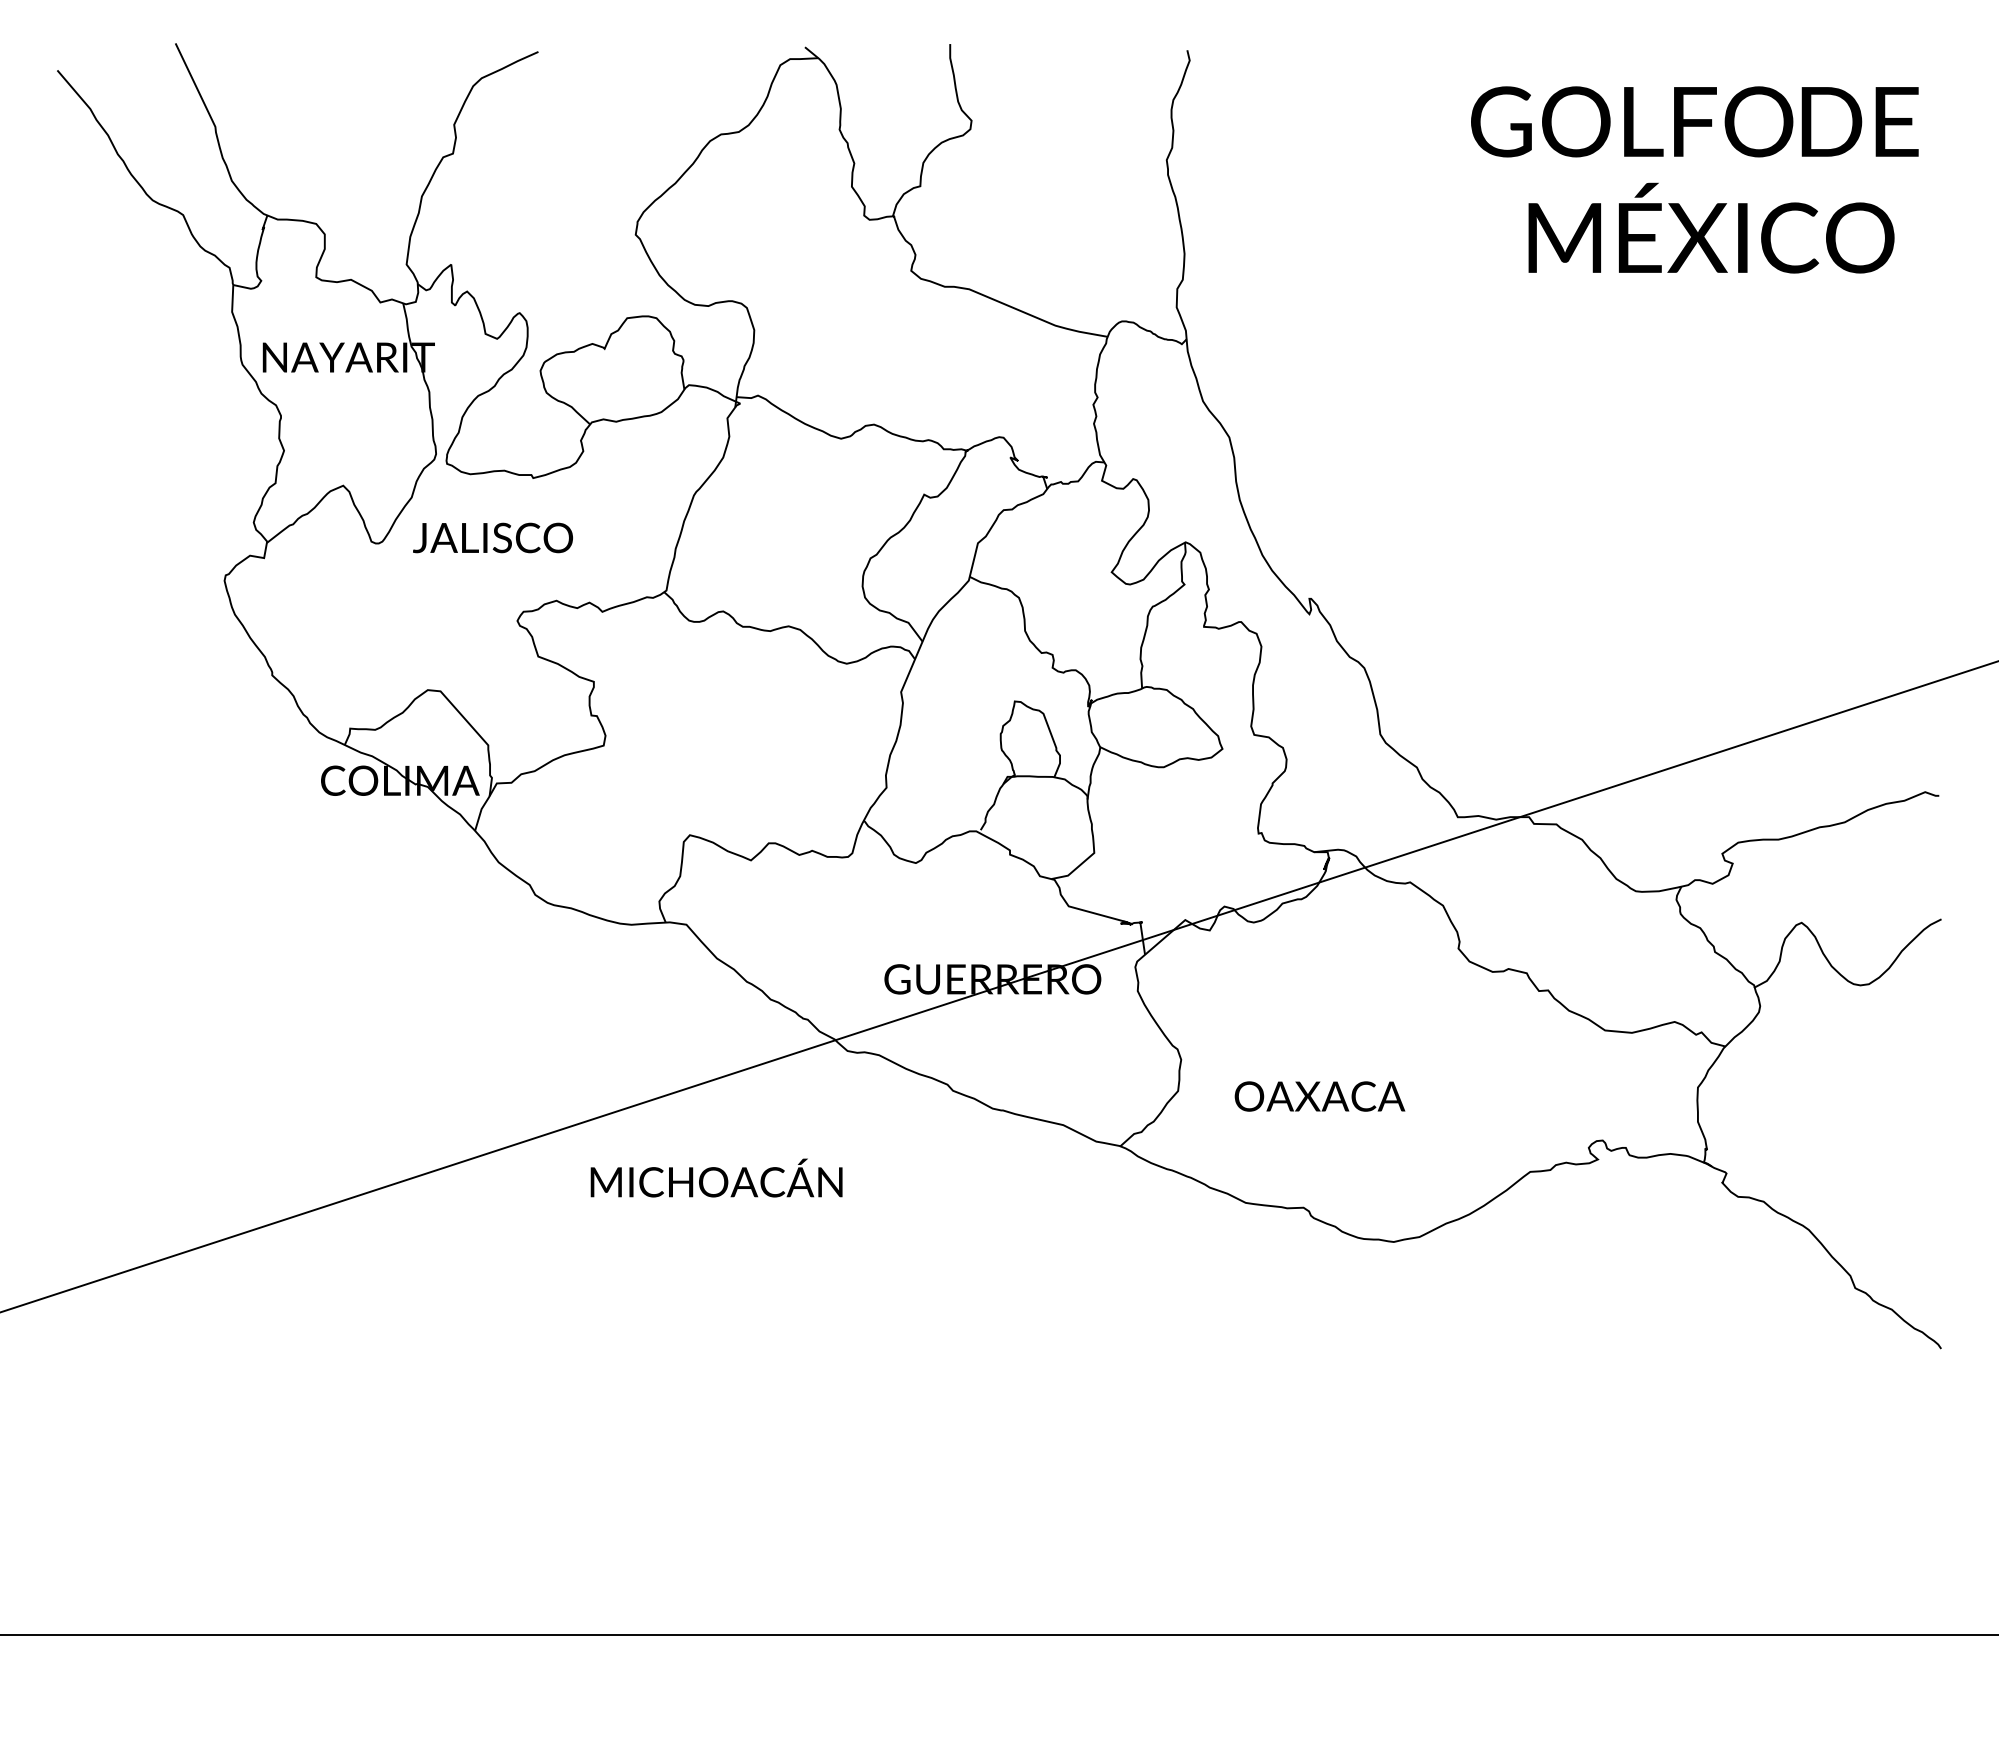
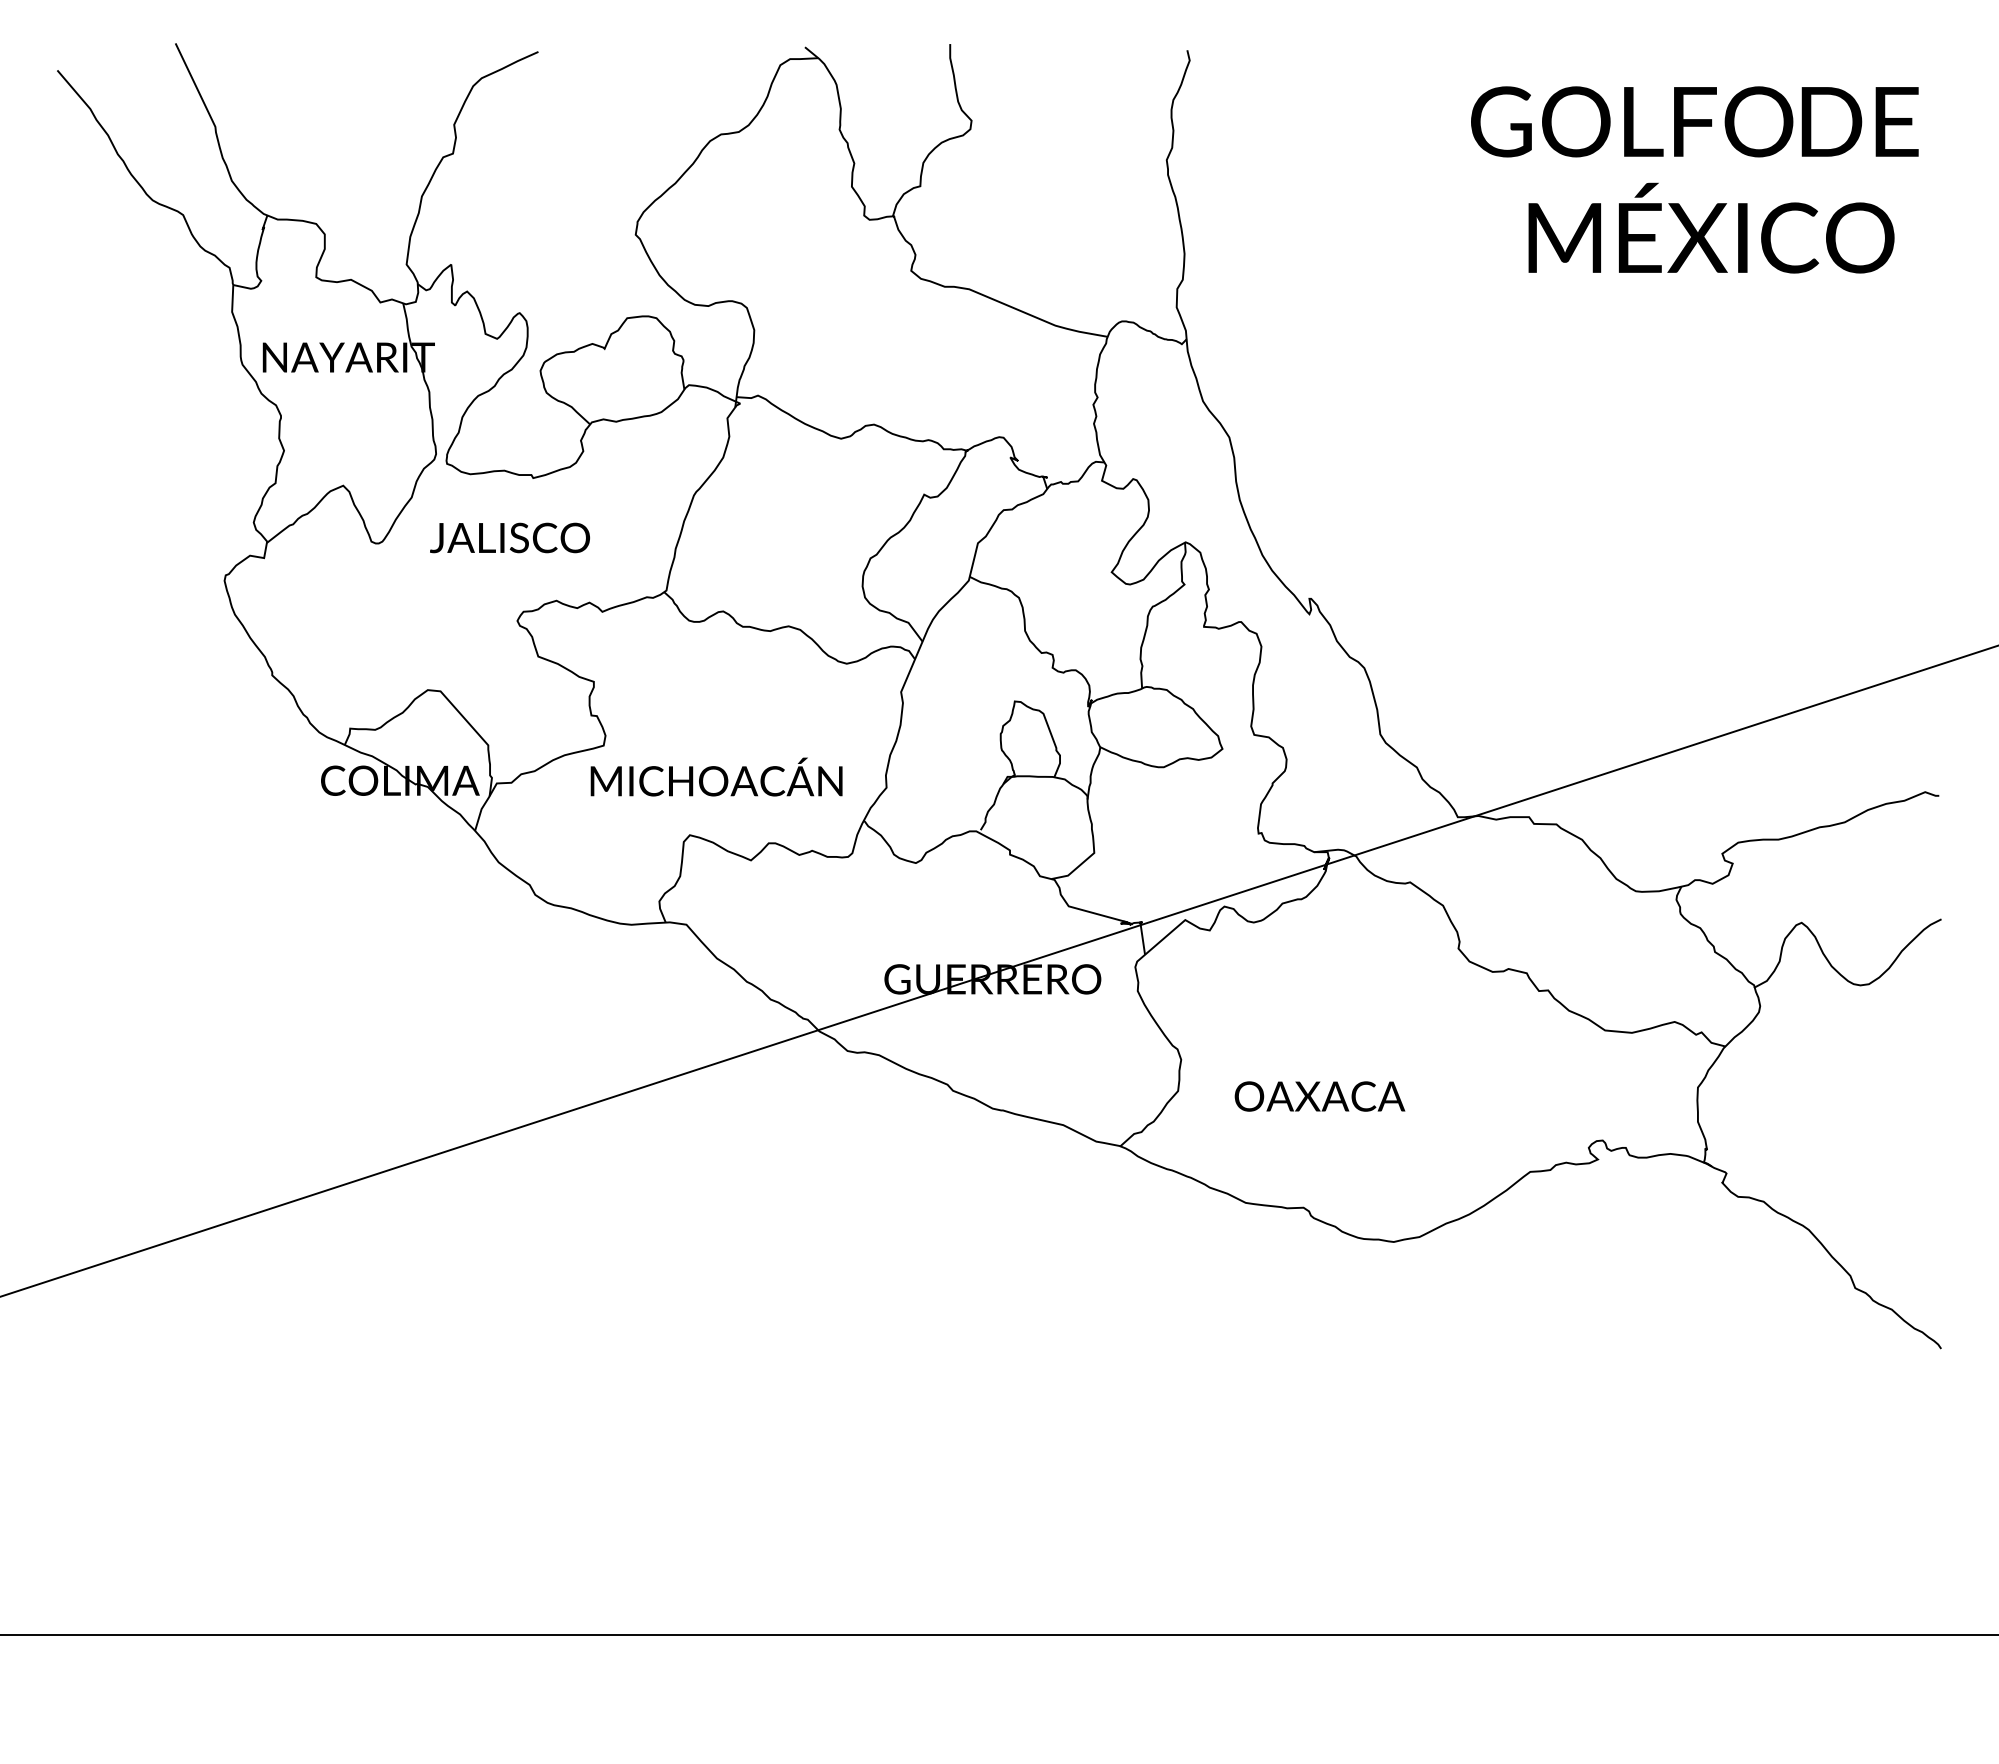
text position: (492, 537) -> (509, 537) (509, 537)
line position: (998, 986) -> (998, 971) (998, 971)
text position: (716, 1177) -> (716, 776) (716, 776)
